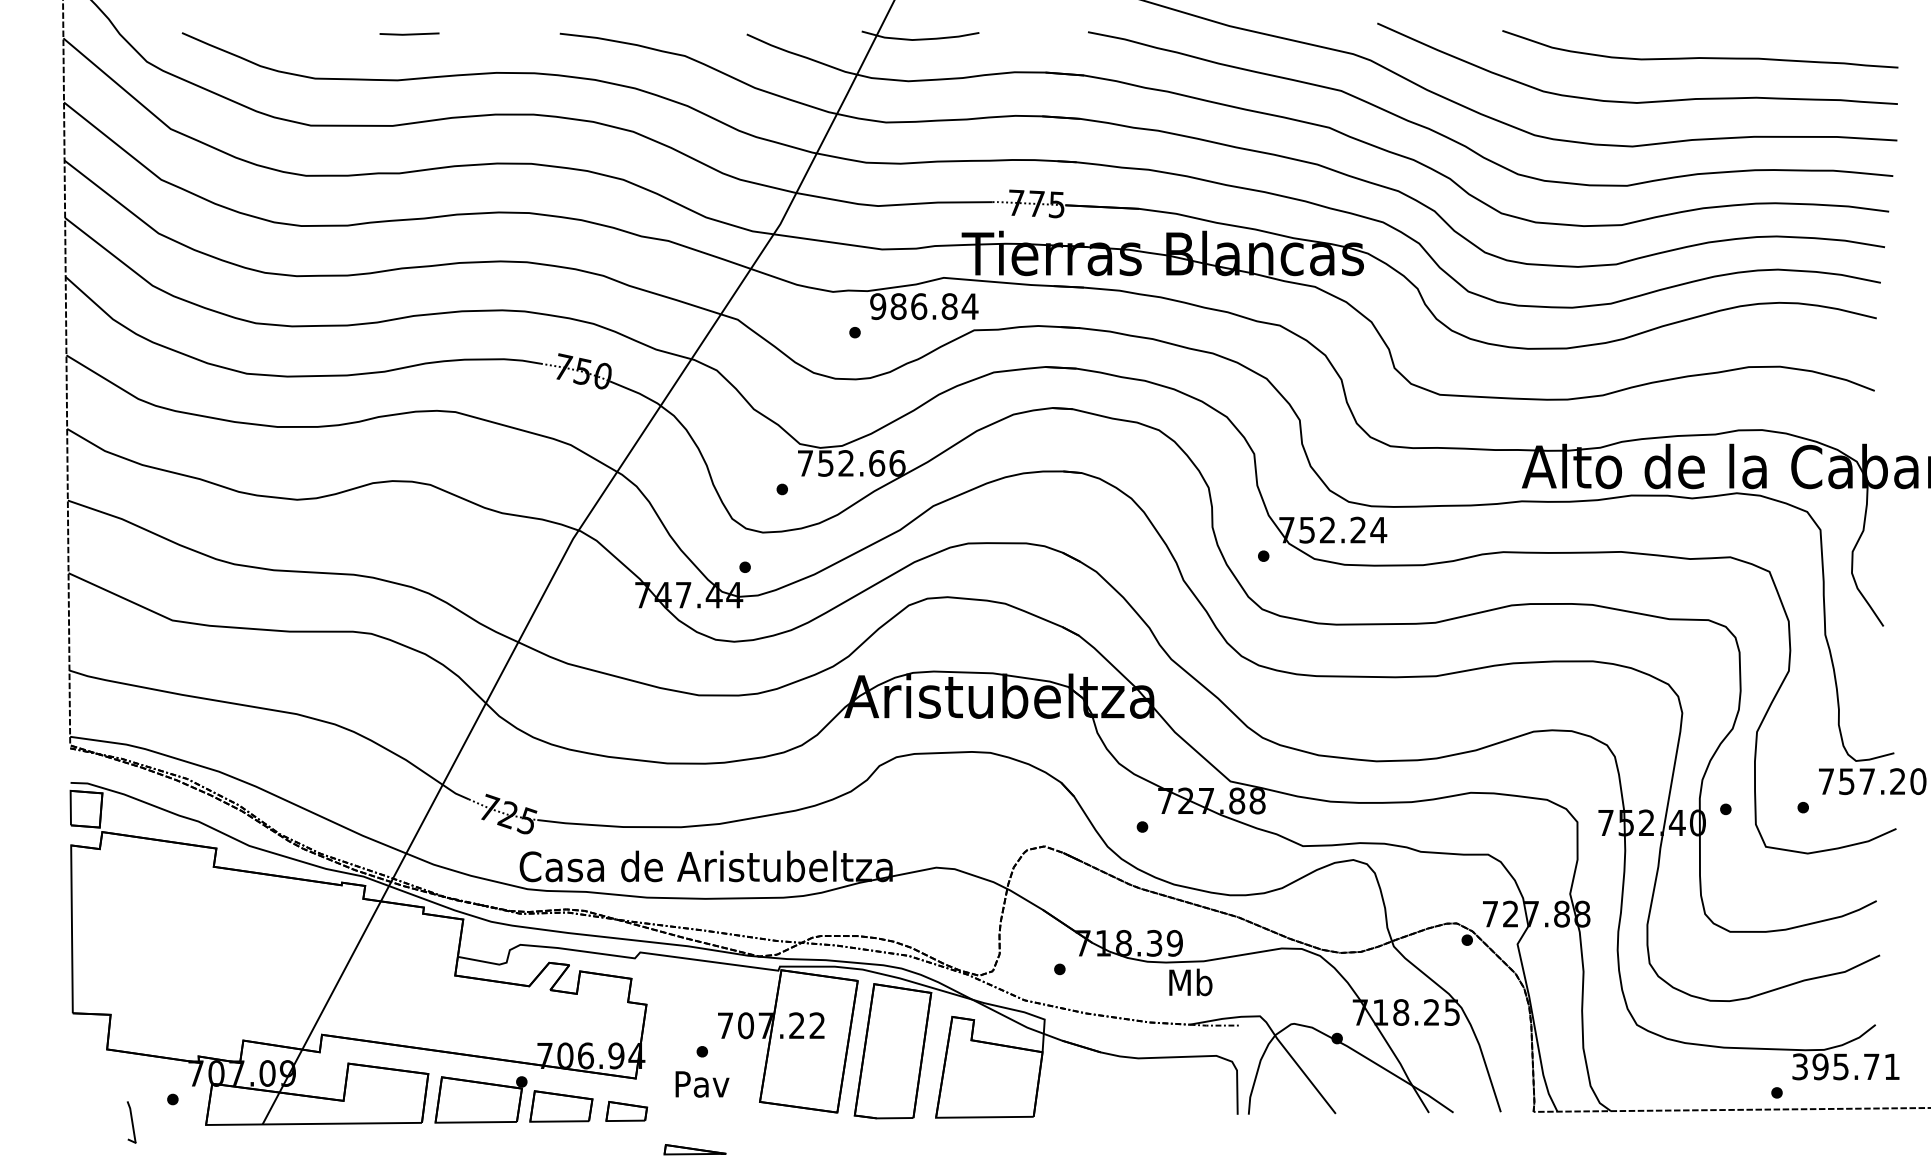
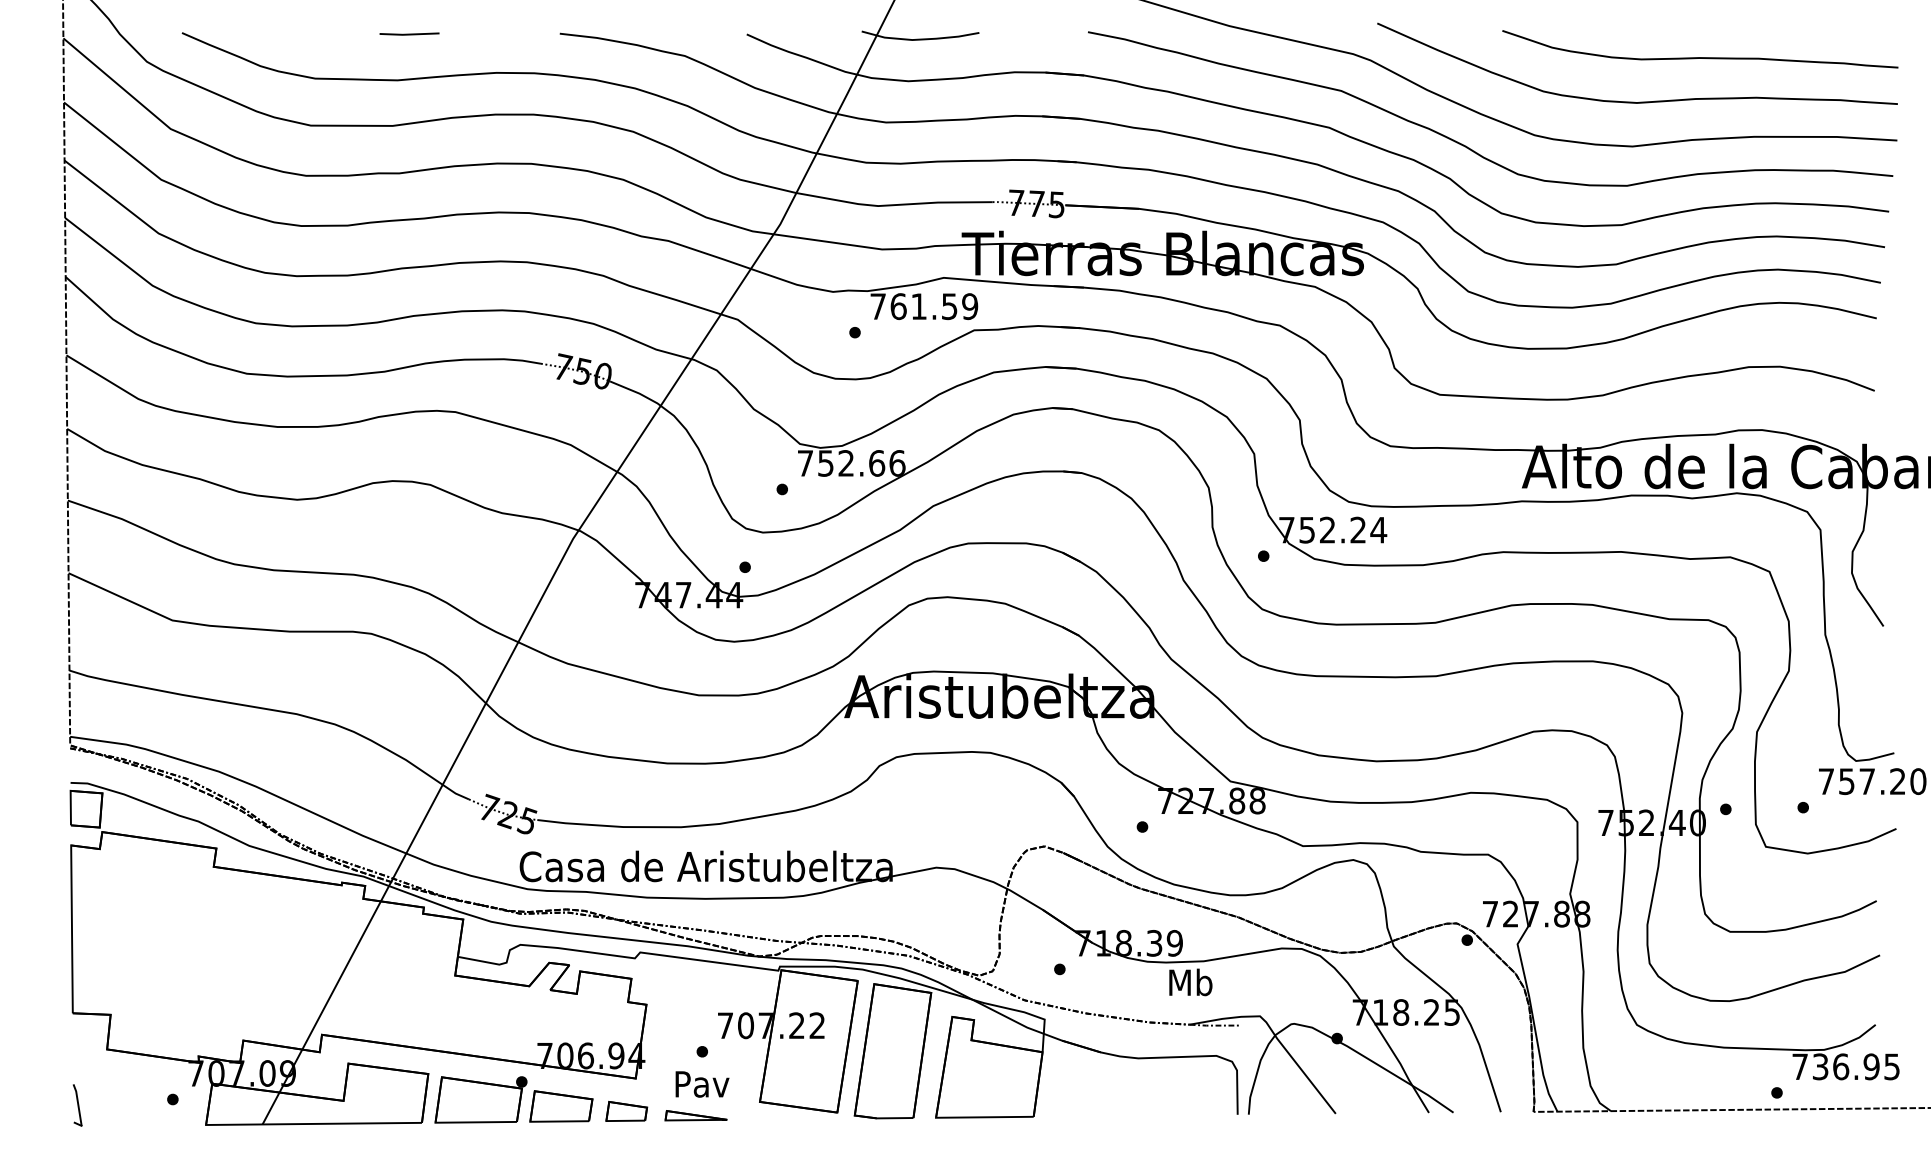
text: 986.84 -> 761.59 (924, 306)
text: 395.71 -> 736.95 (1845, 1066)
part position: (131, 1122) -> (77, 1105) (77, 1105)
part position: (694, 1149) -> (695, 1115) (695, 1115)
